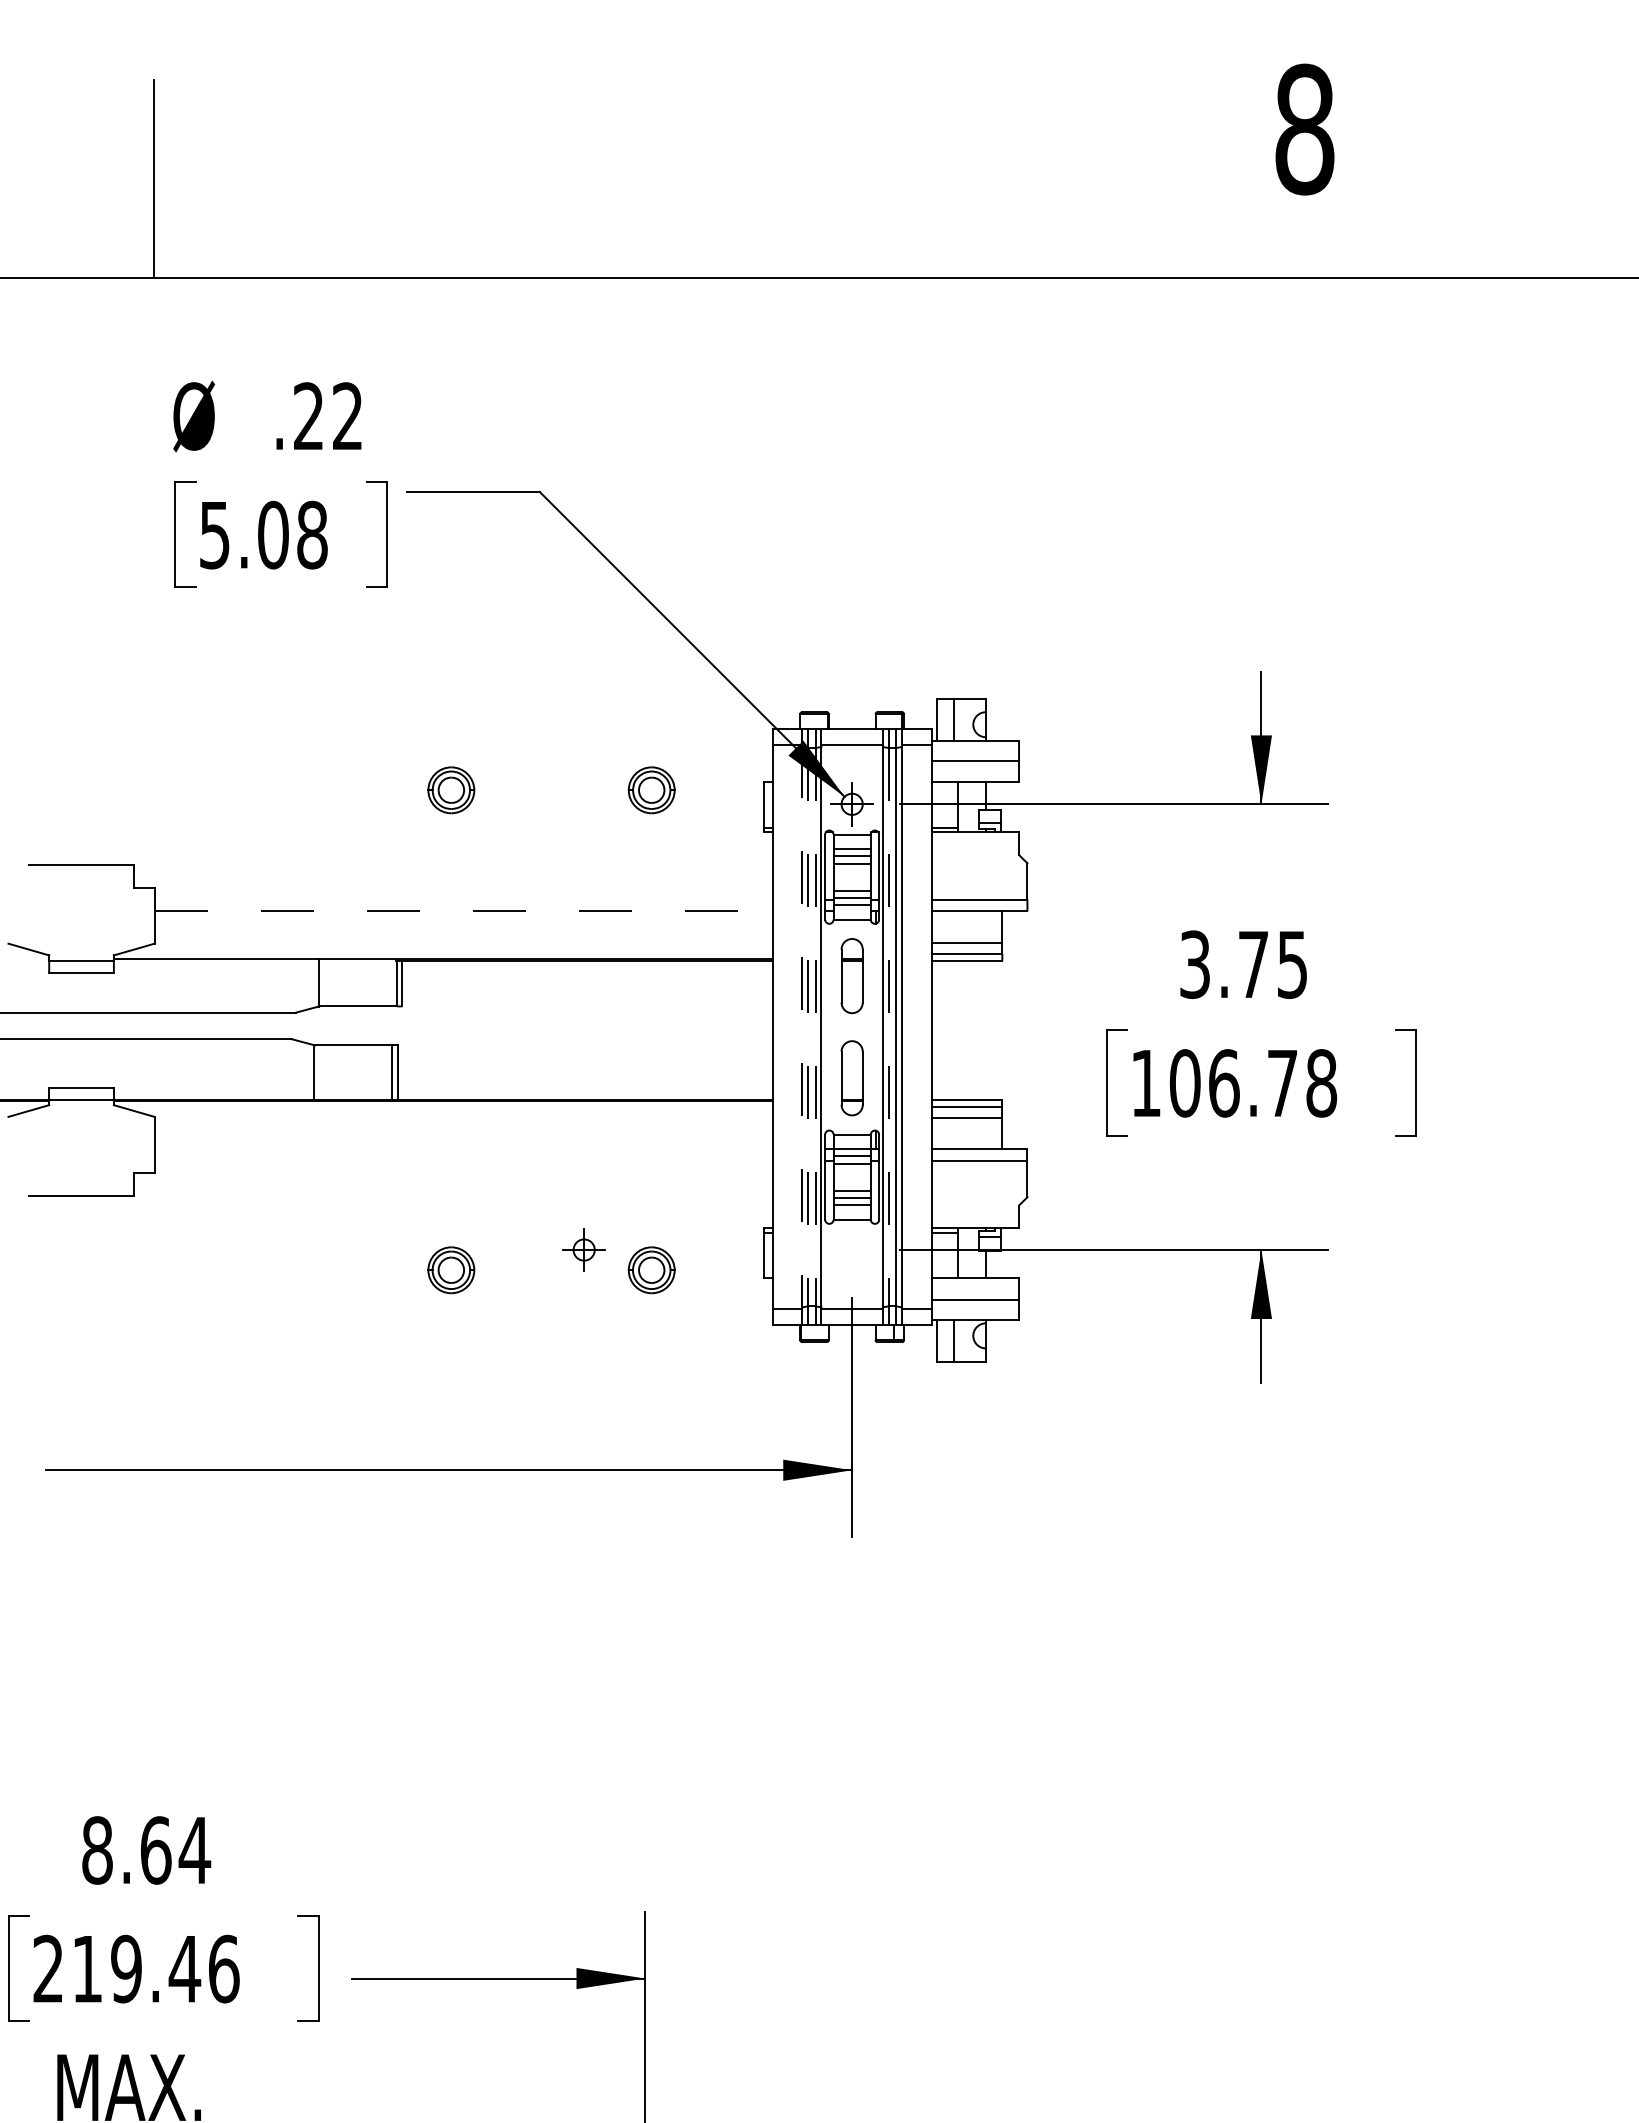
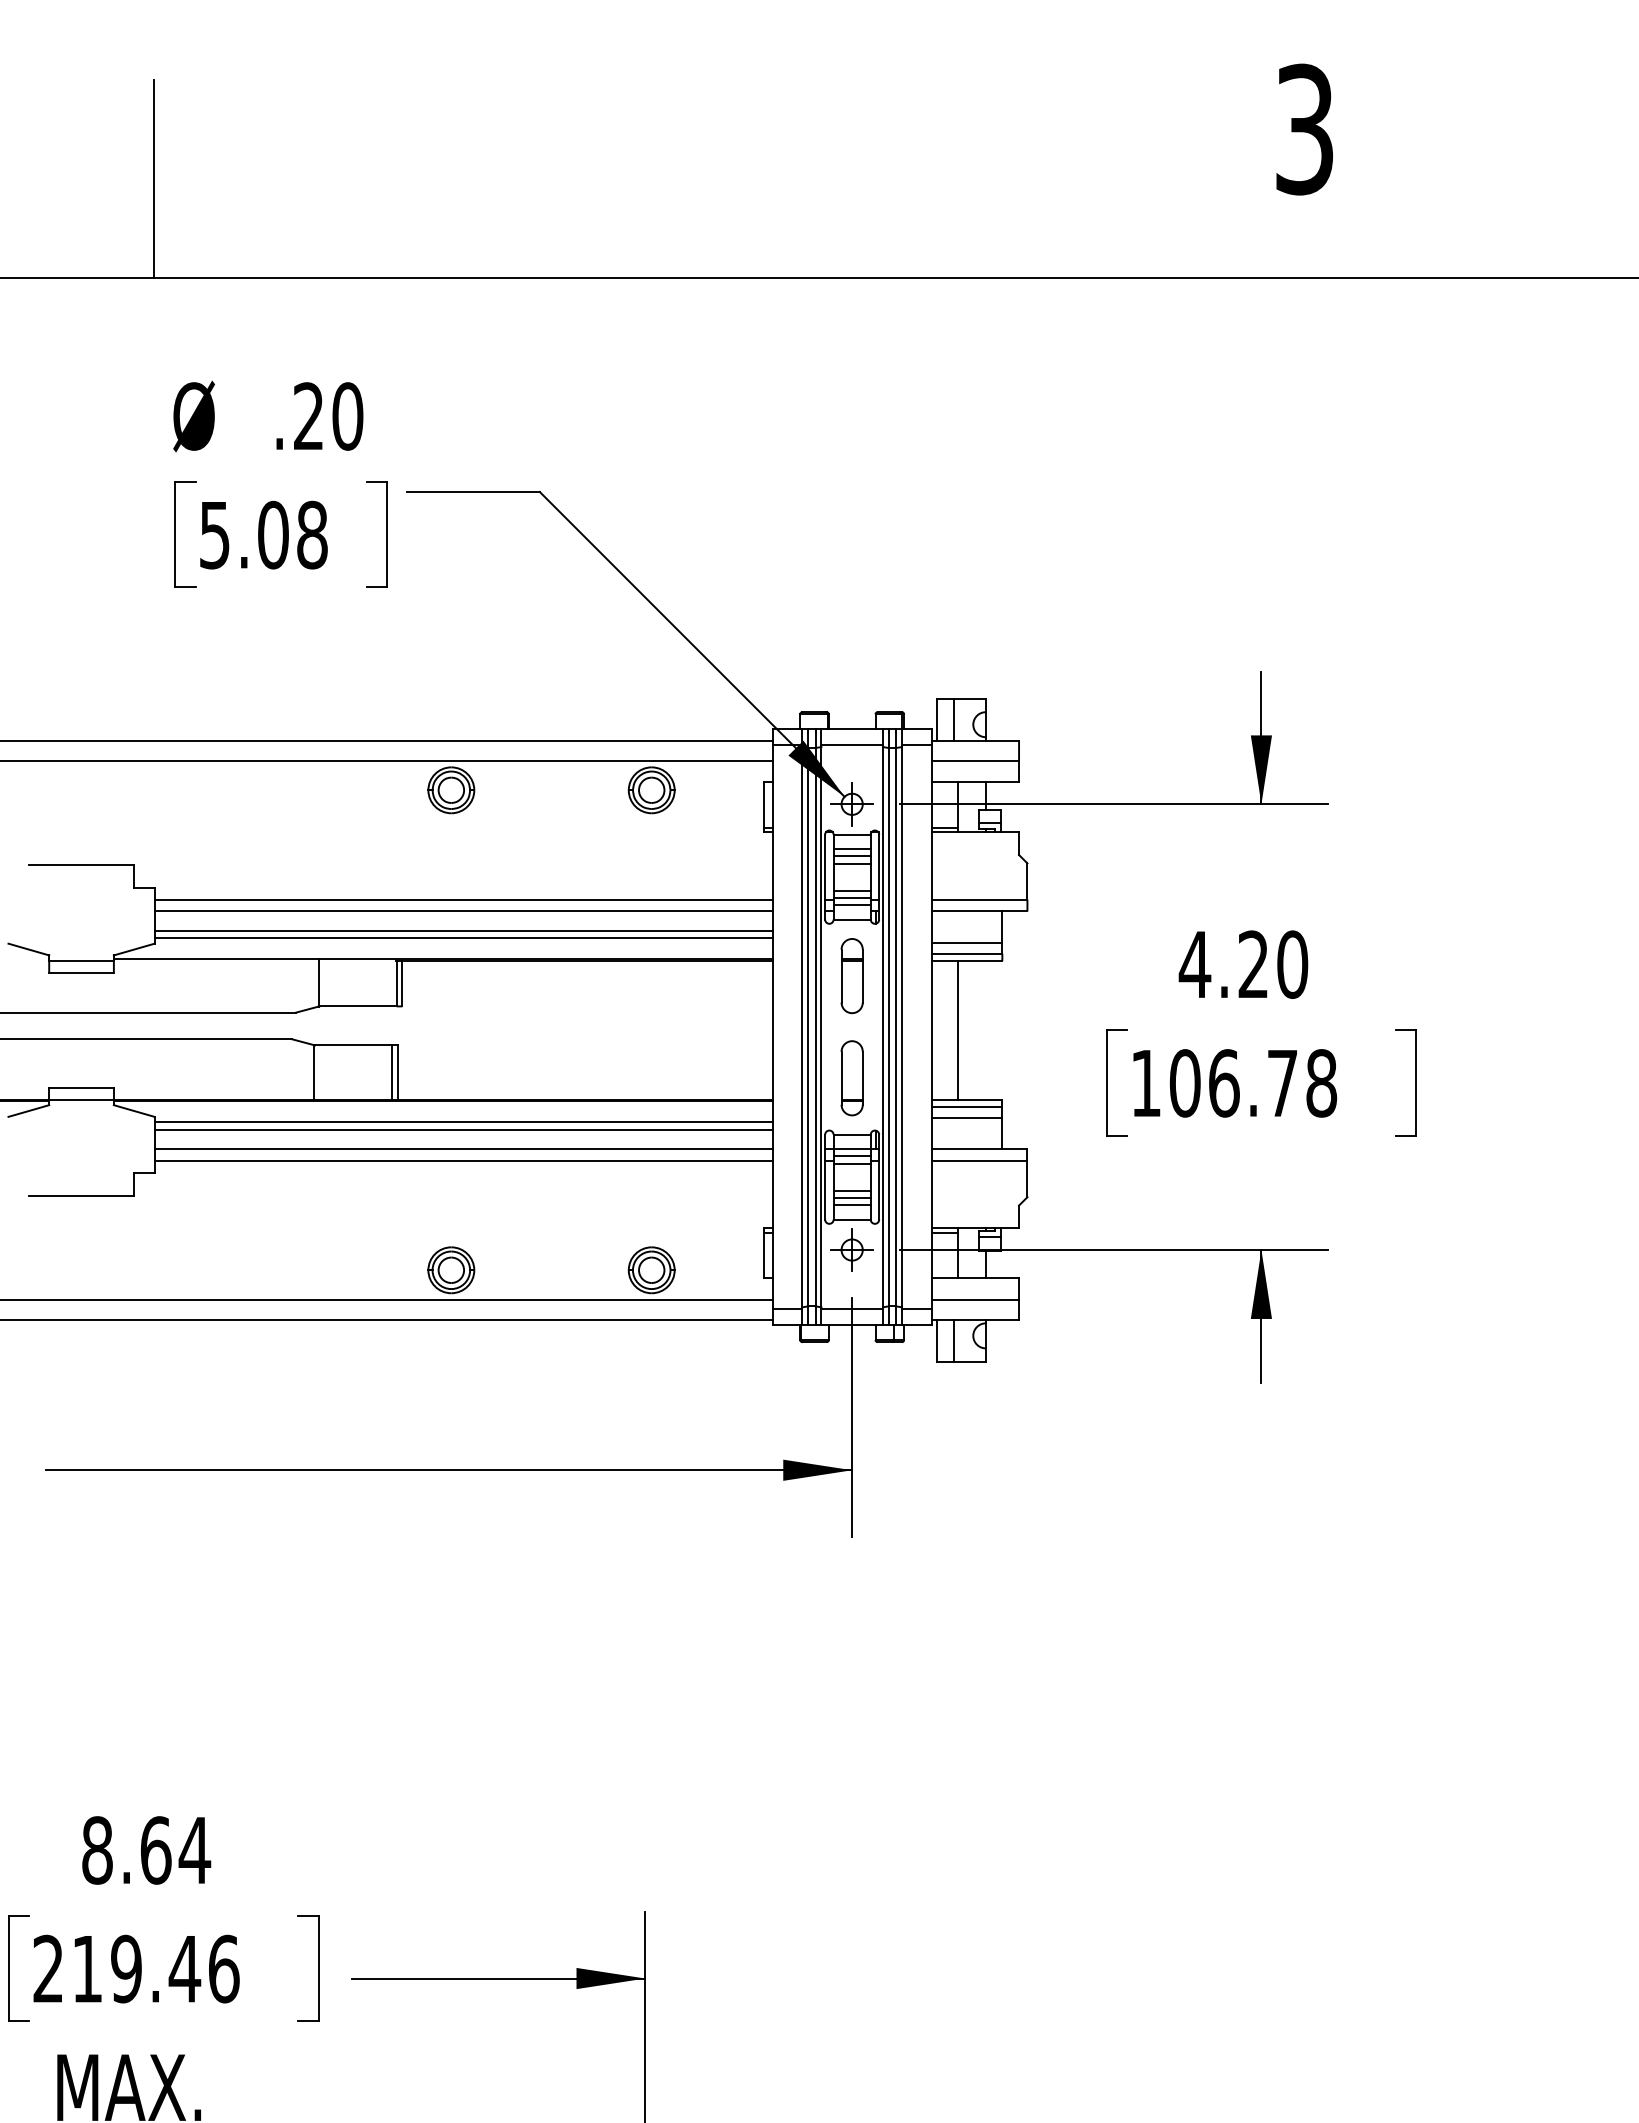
text: 8 -> 3 (1304, 129)
text: .22 -> .20 (347, 416)
line: none -> present (387, 740)
line: none -> present (387, 760)
line: none -> present (463, 899)
line: dashed -> solid (464, 911)
line: none -> present (463, 930)
line: none -> present (463, 938)
text: 3.75 -> 4.20 (1243, 964)
line: dashed -> solid (802, 1027)
line: dashed -> solid (808, 1027)
line: dashed -> solid (815, 1027)
line: dashed -> solid (888, 1027)
line: none -> present (958, 1029)
line: none -> present (463, 1122)
line: none -> present (463, 1129)
line: none -> present (463, 1149)
line: none -> present (463, 1160)
part position: (583, 1249) -> (851, 1249) (851, 1249)
line: none -> present (387, 1299)
line: none -> present (387, 1319)
